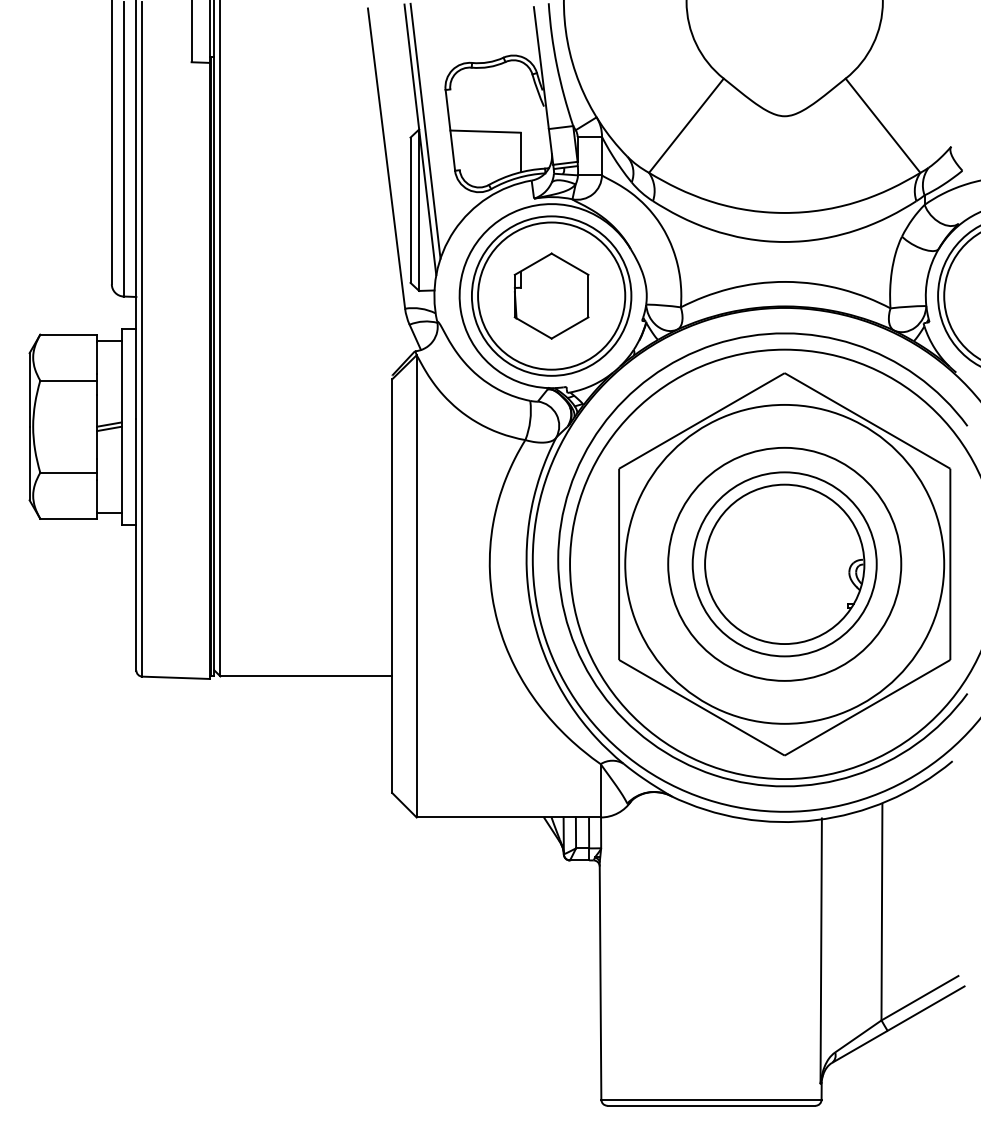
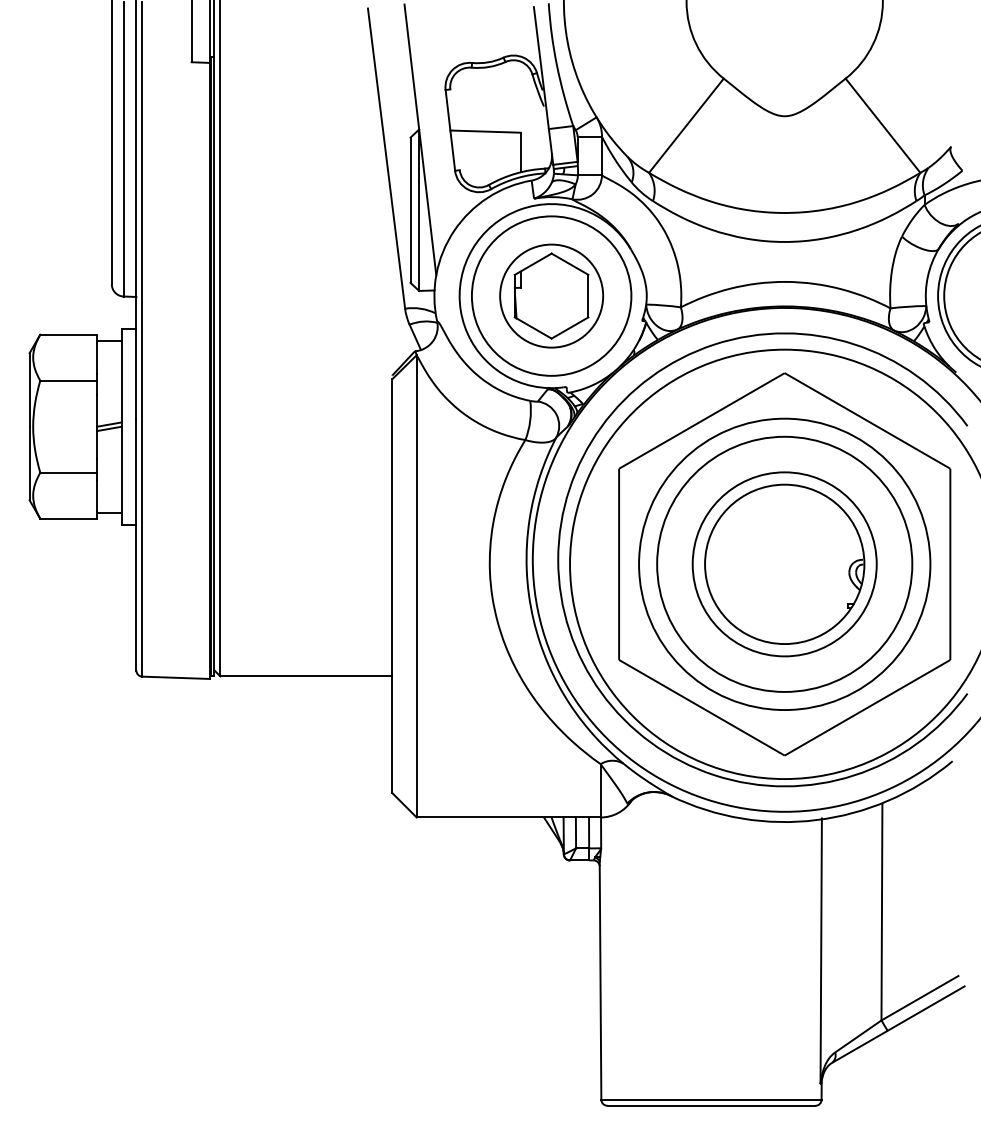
line: present -> none (425, 130)
circle diameter: 147 px -> 103 px (551, 295)
circle diameter: 233 px -> 291 px (784, 564)
circle diameter: 319 px -> 255 px (784, 563)
